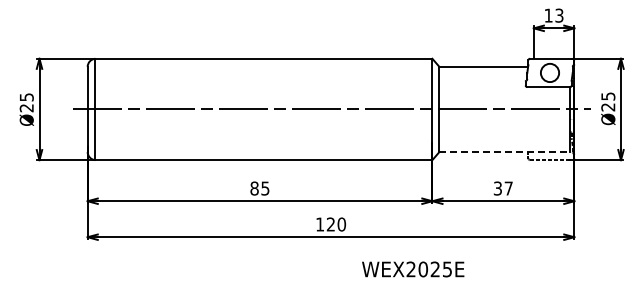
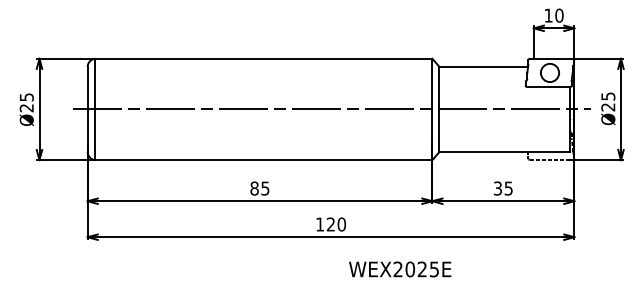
text: 13 -> 10 (559, 15)
line: dashed -> solid (505, 152)
text: 37 -> 35 (508, 188)
text position: (413, 269) -> (400, 269) (400, 269)
